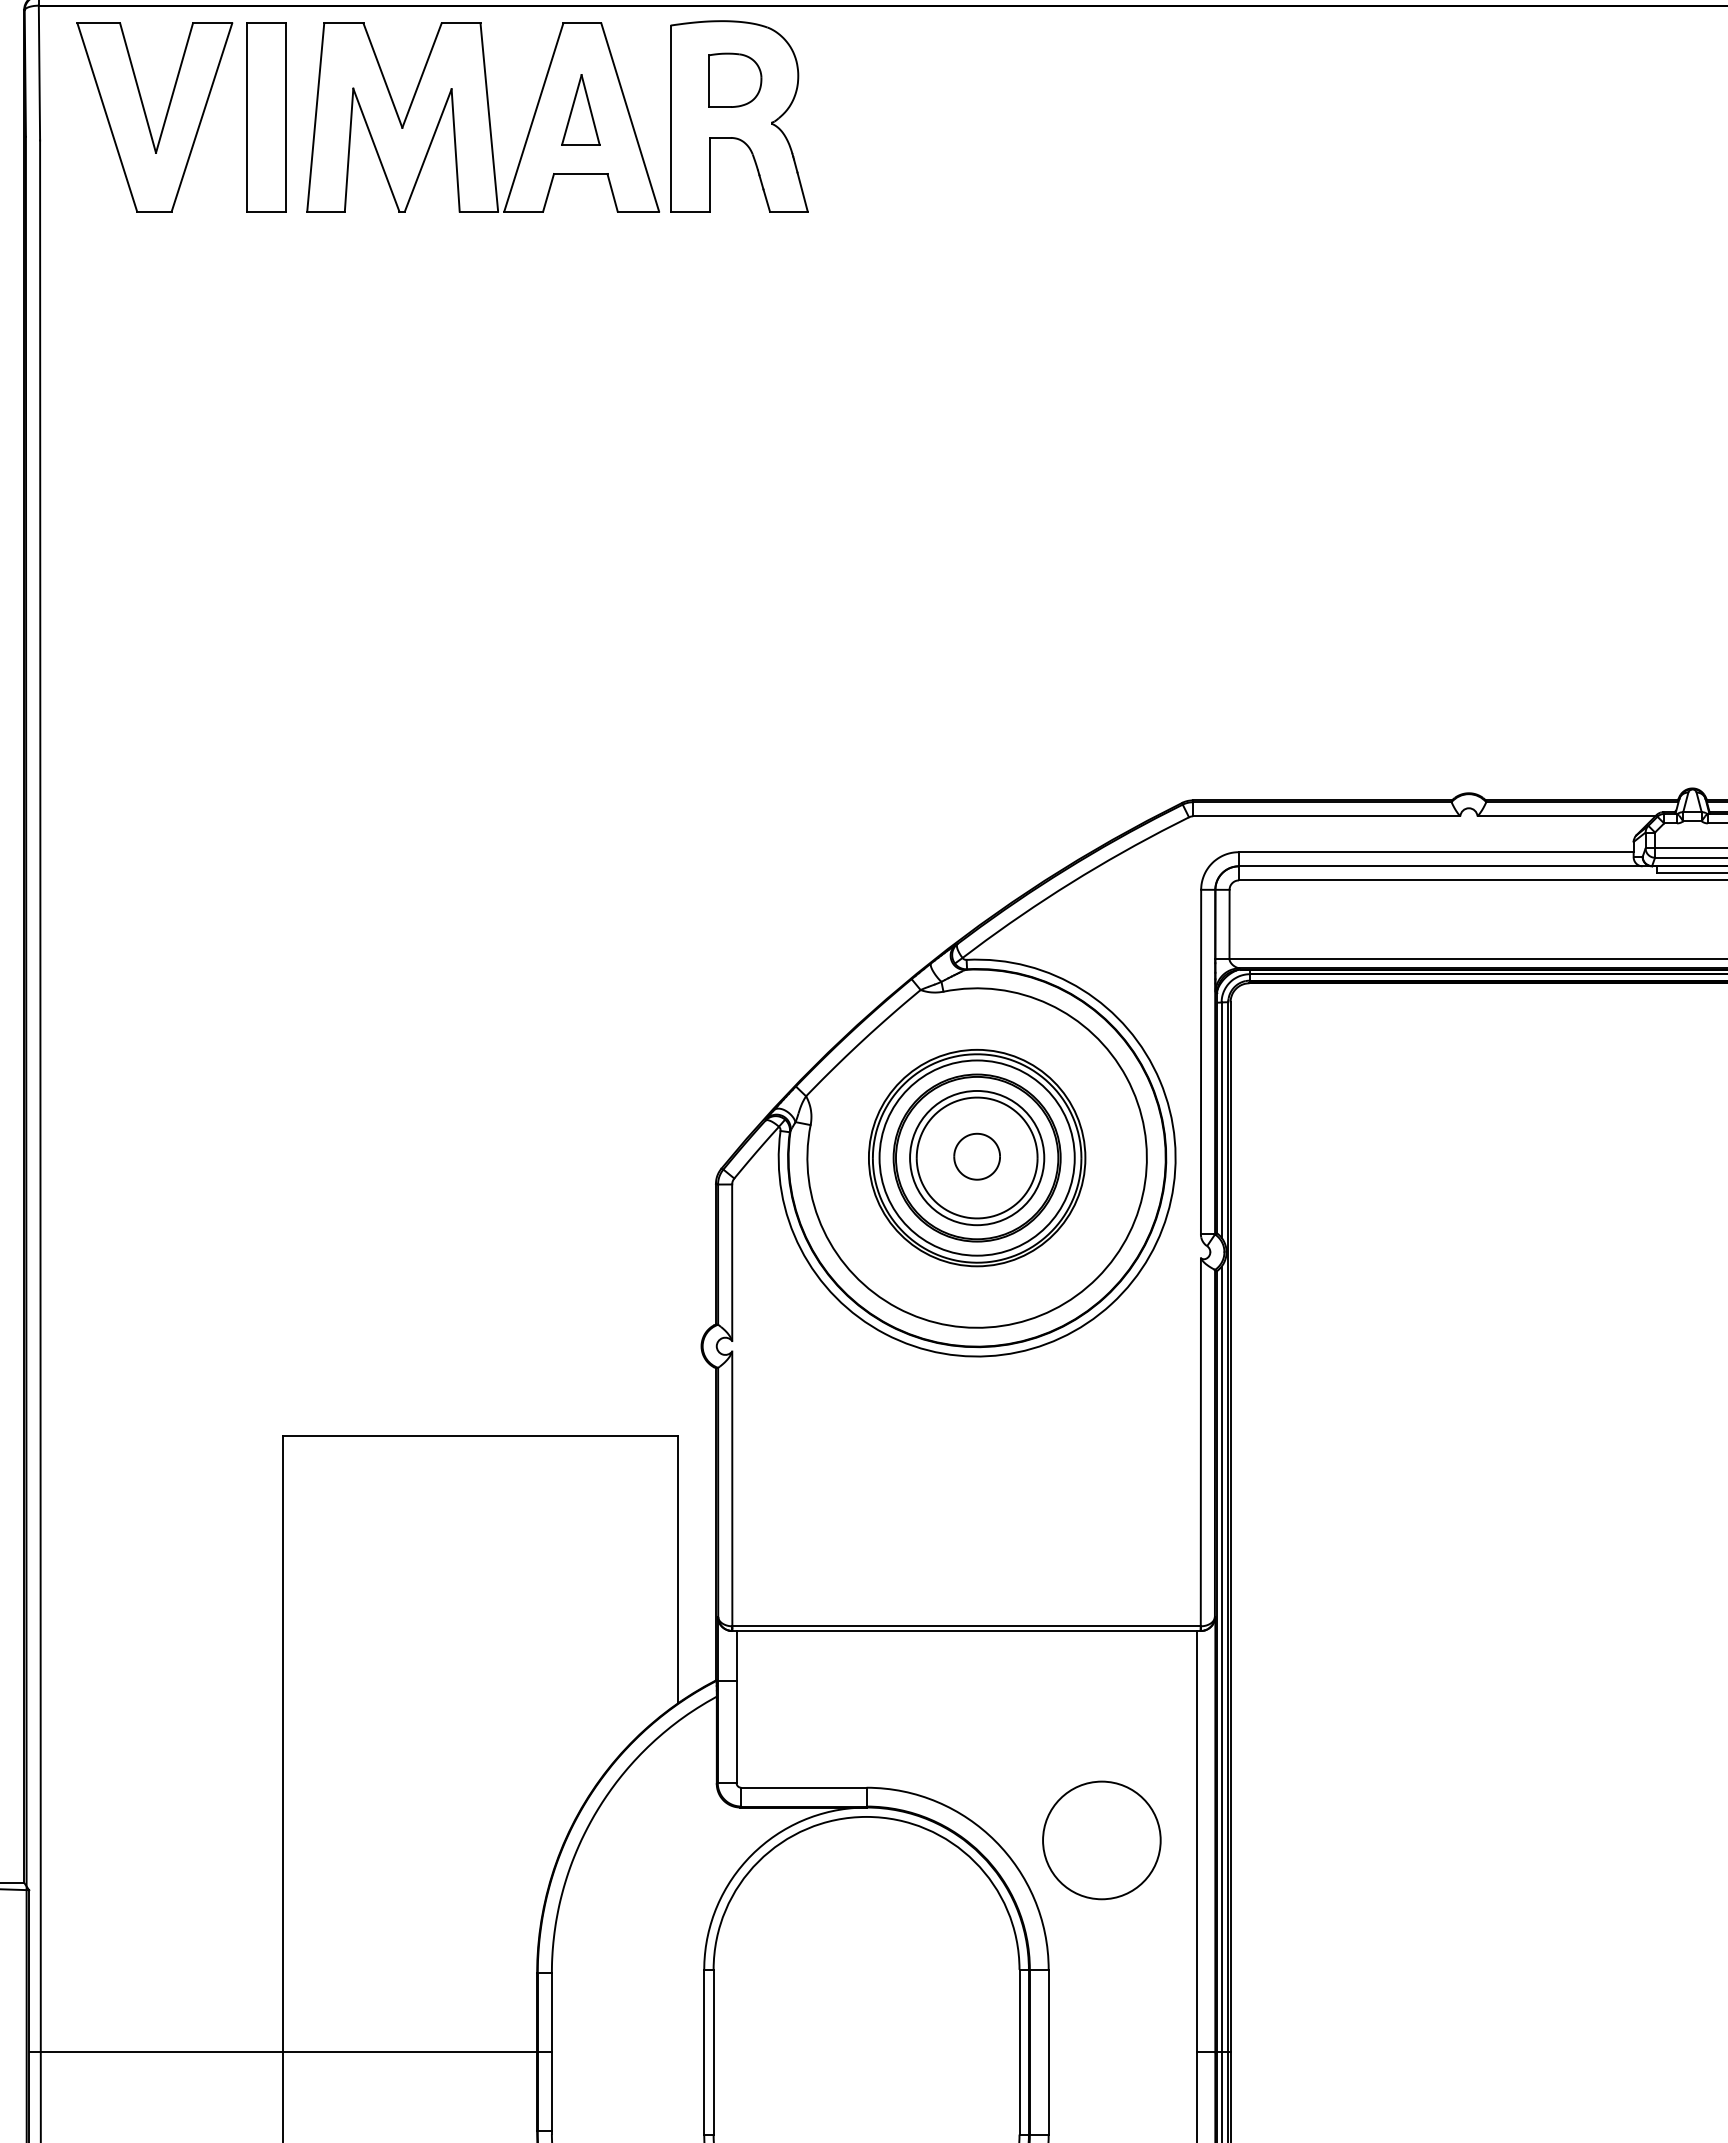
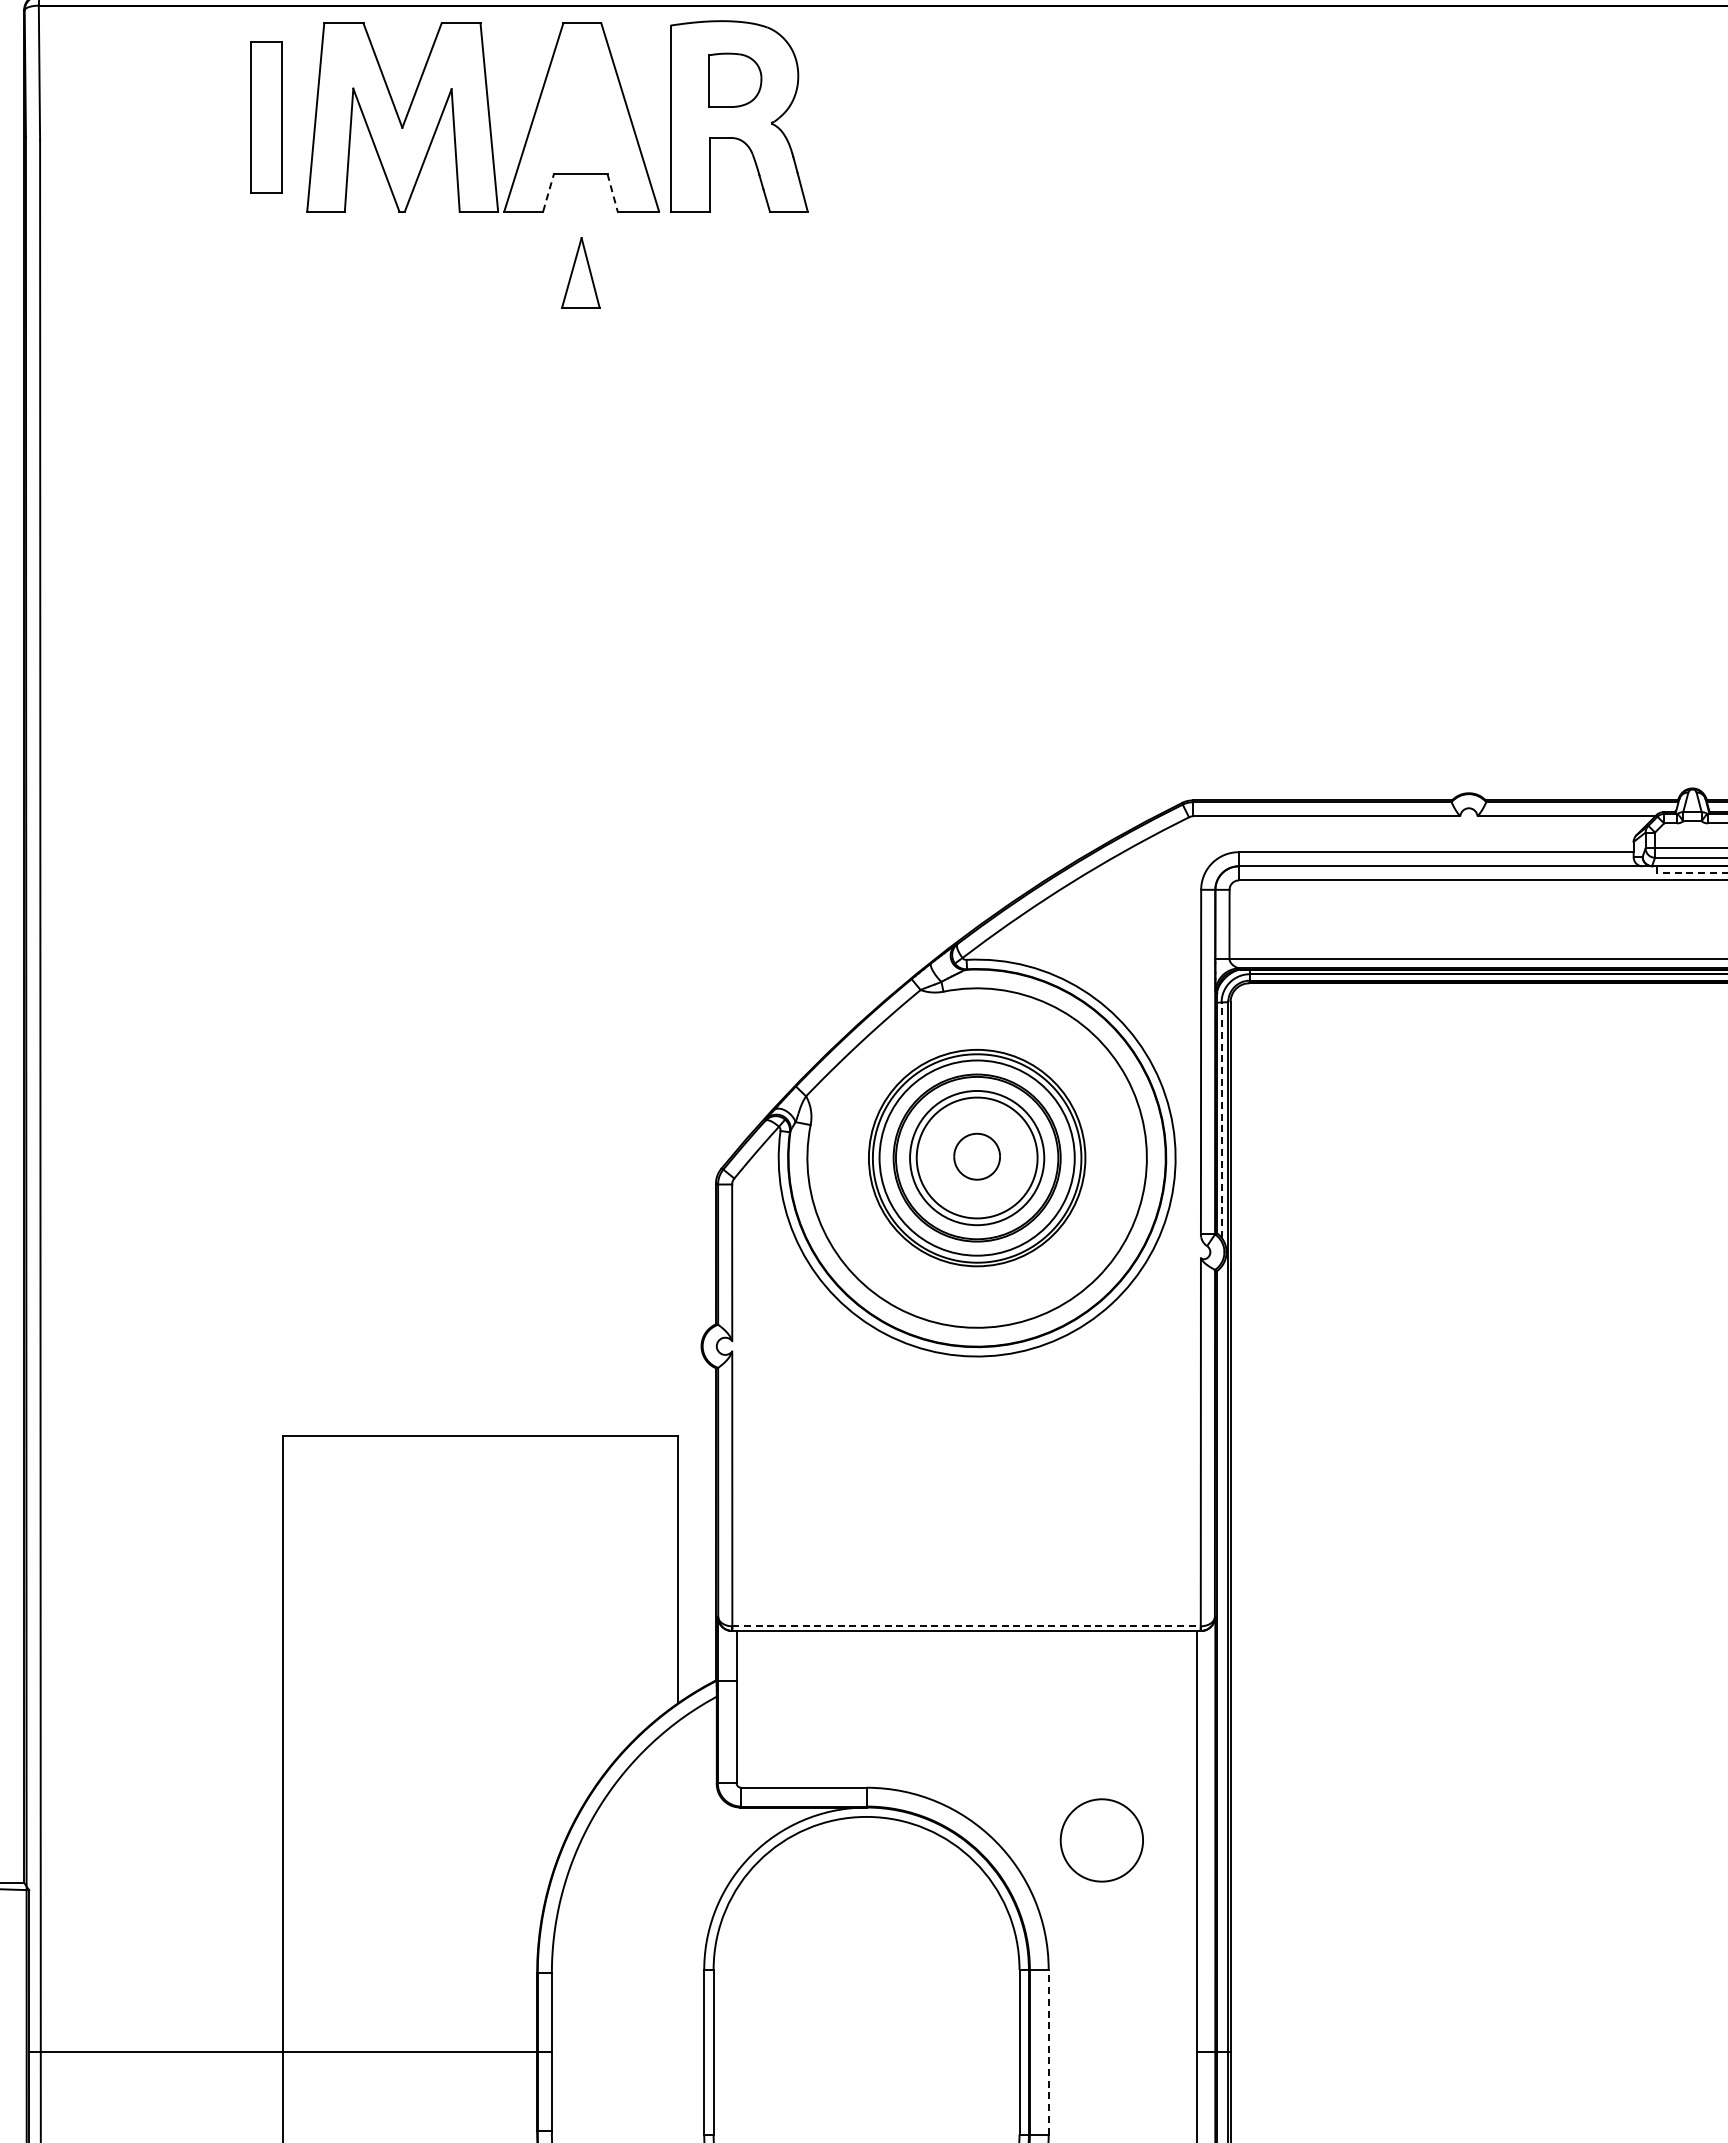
part position: (580, 109) -> (580, 272) (580, 272)
part: present -> none (147, 117)
part size: 41x191 px -> 33x153 px (266, 117)
line: solid -> dashed (548, 192)
line: solid -> dashed (612, 193)
line: solid -> dashed (1692, 873)
line: solid -> dashed (1221, 1120)
line: solid -> dashed (967, 1626)
line: present -> none (1221, 1702)
circle size: 120x121 px -> 85x85 px (1101, 1840)
line: solid -> dashed (1048, 2051)
